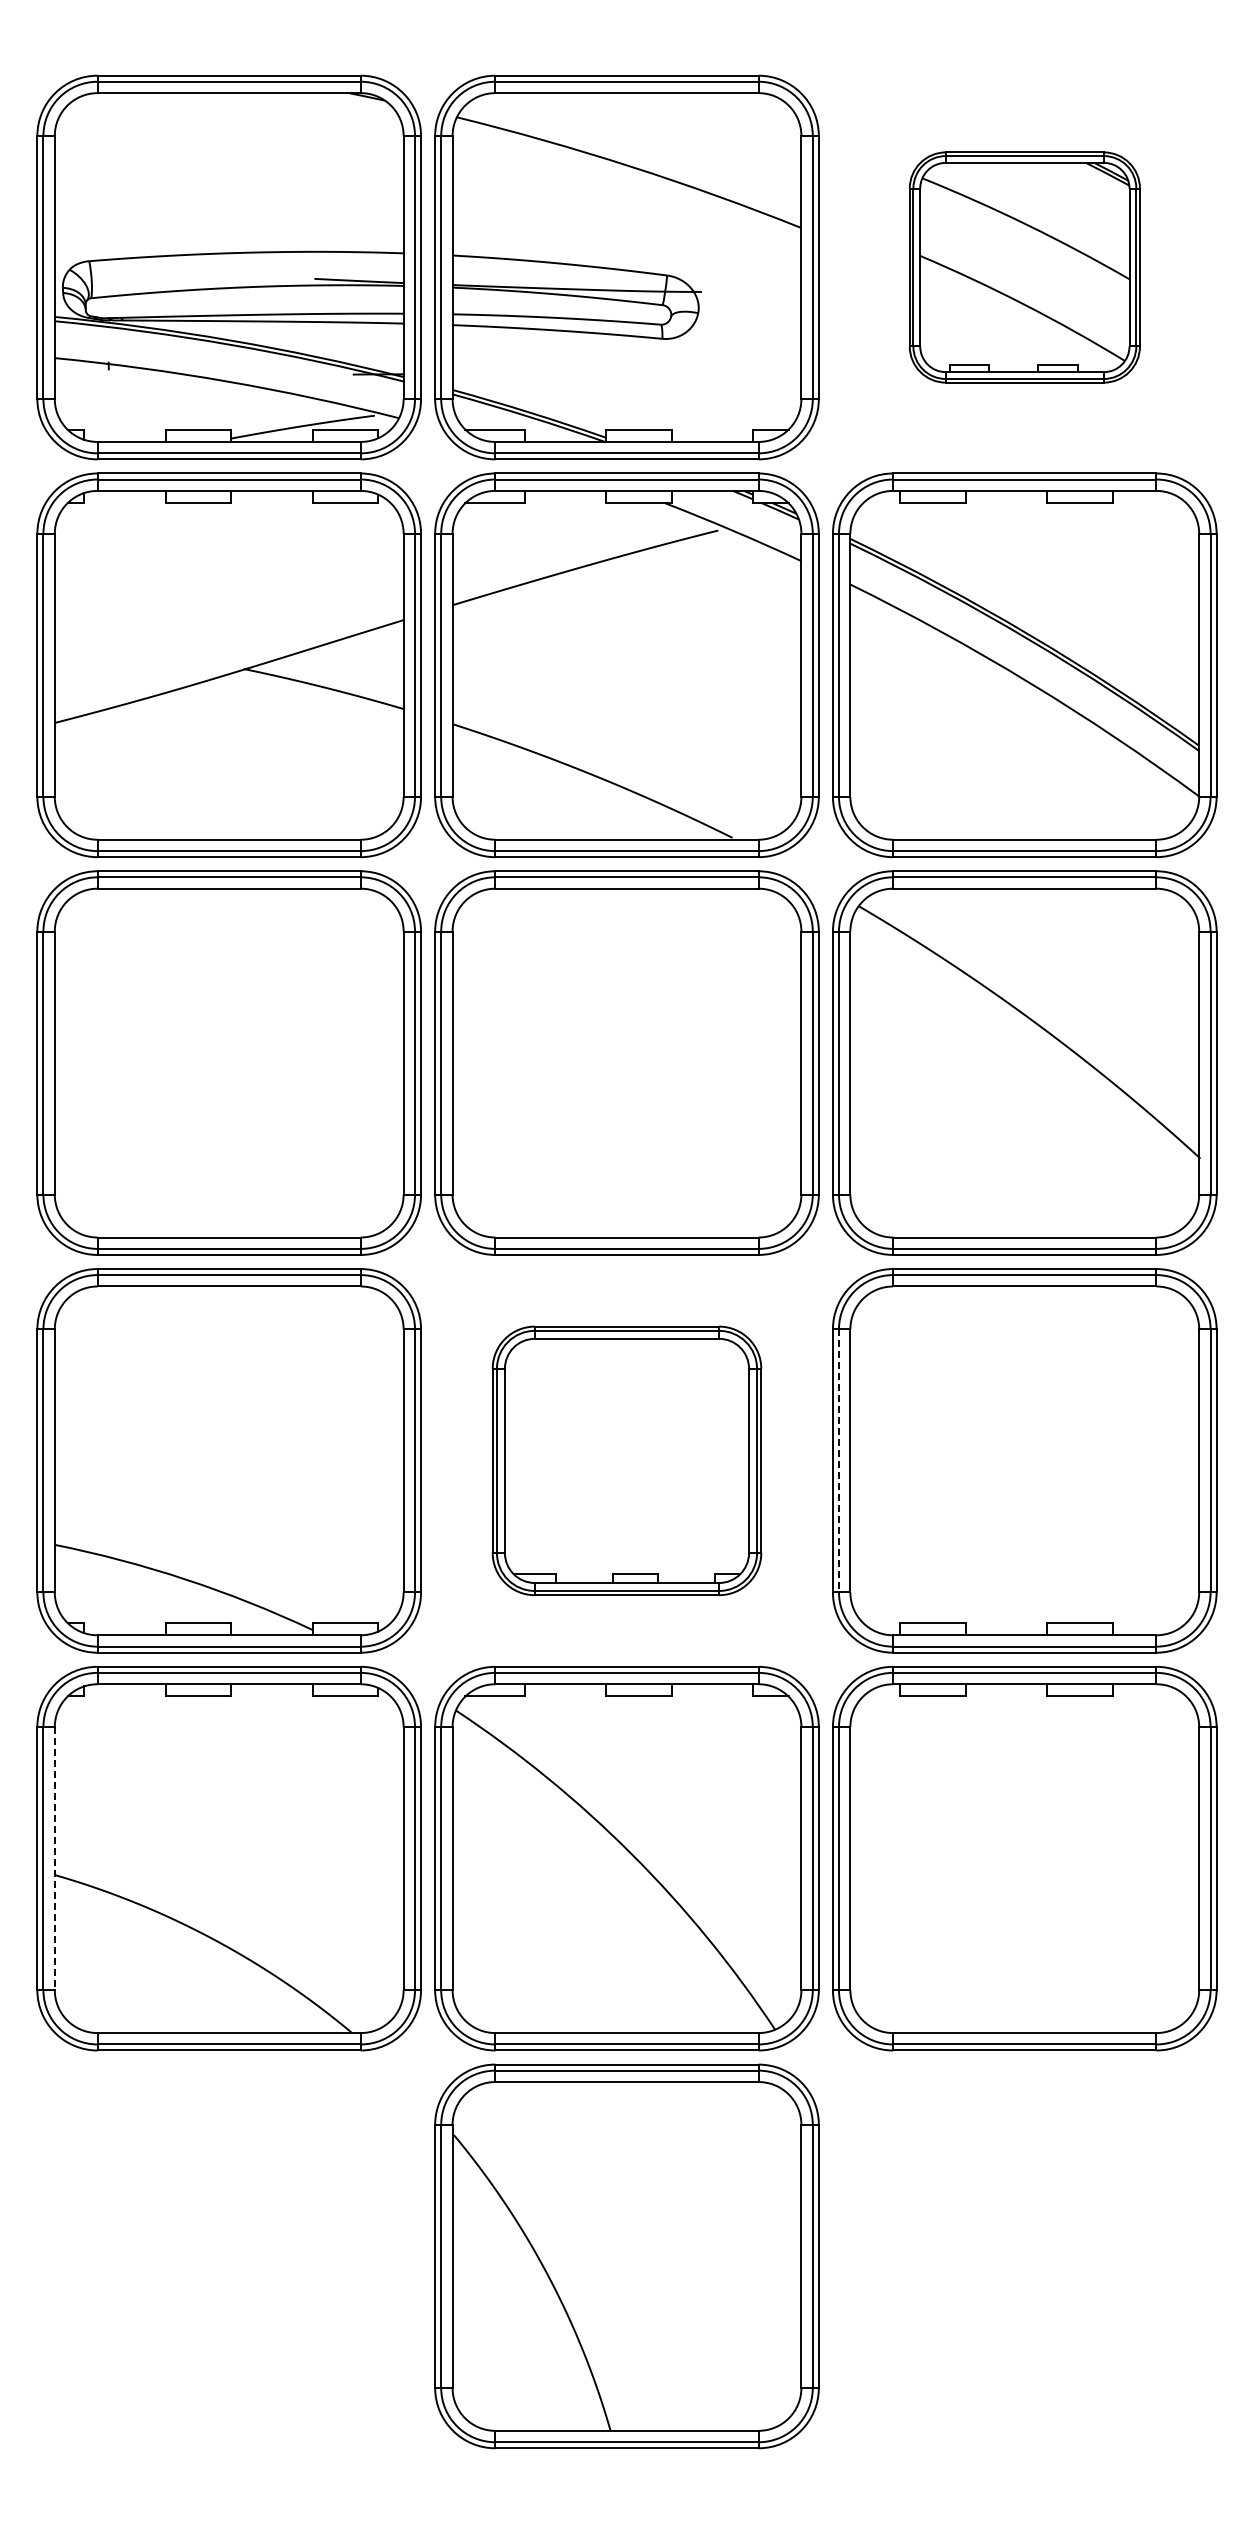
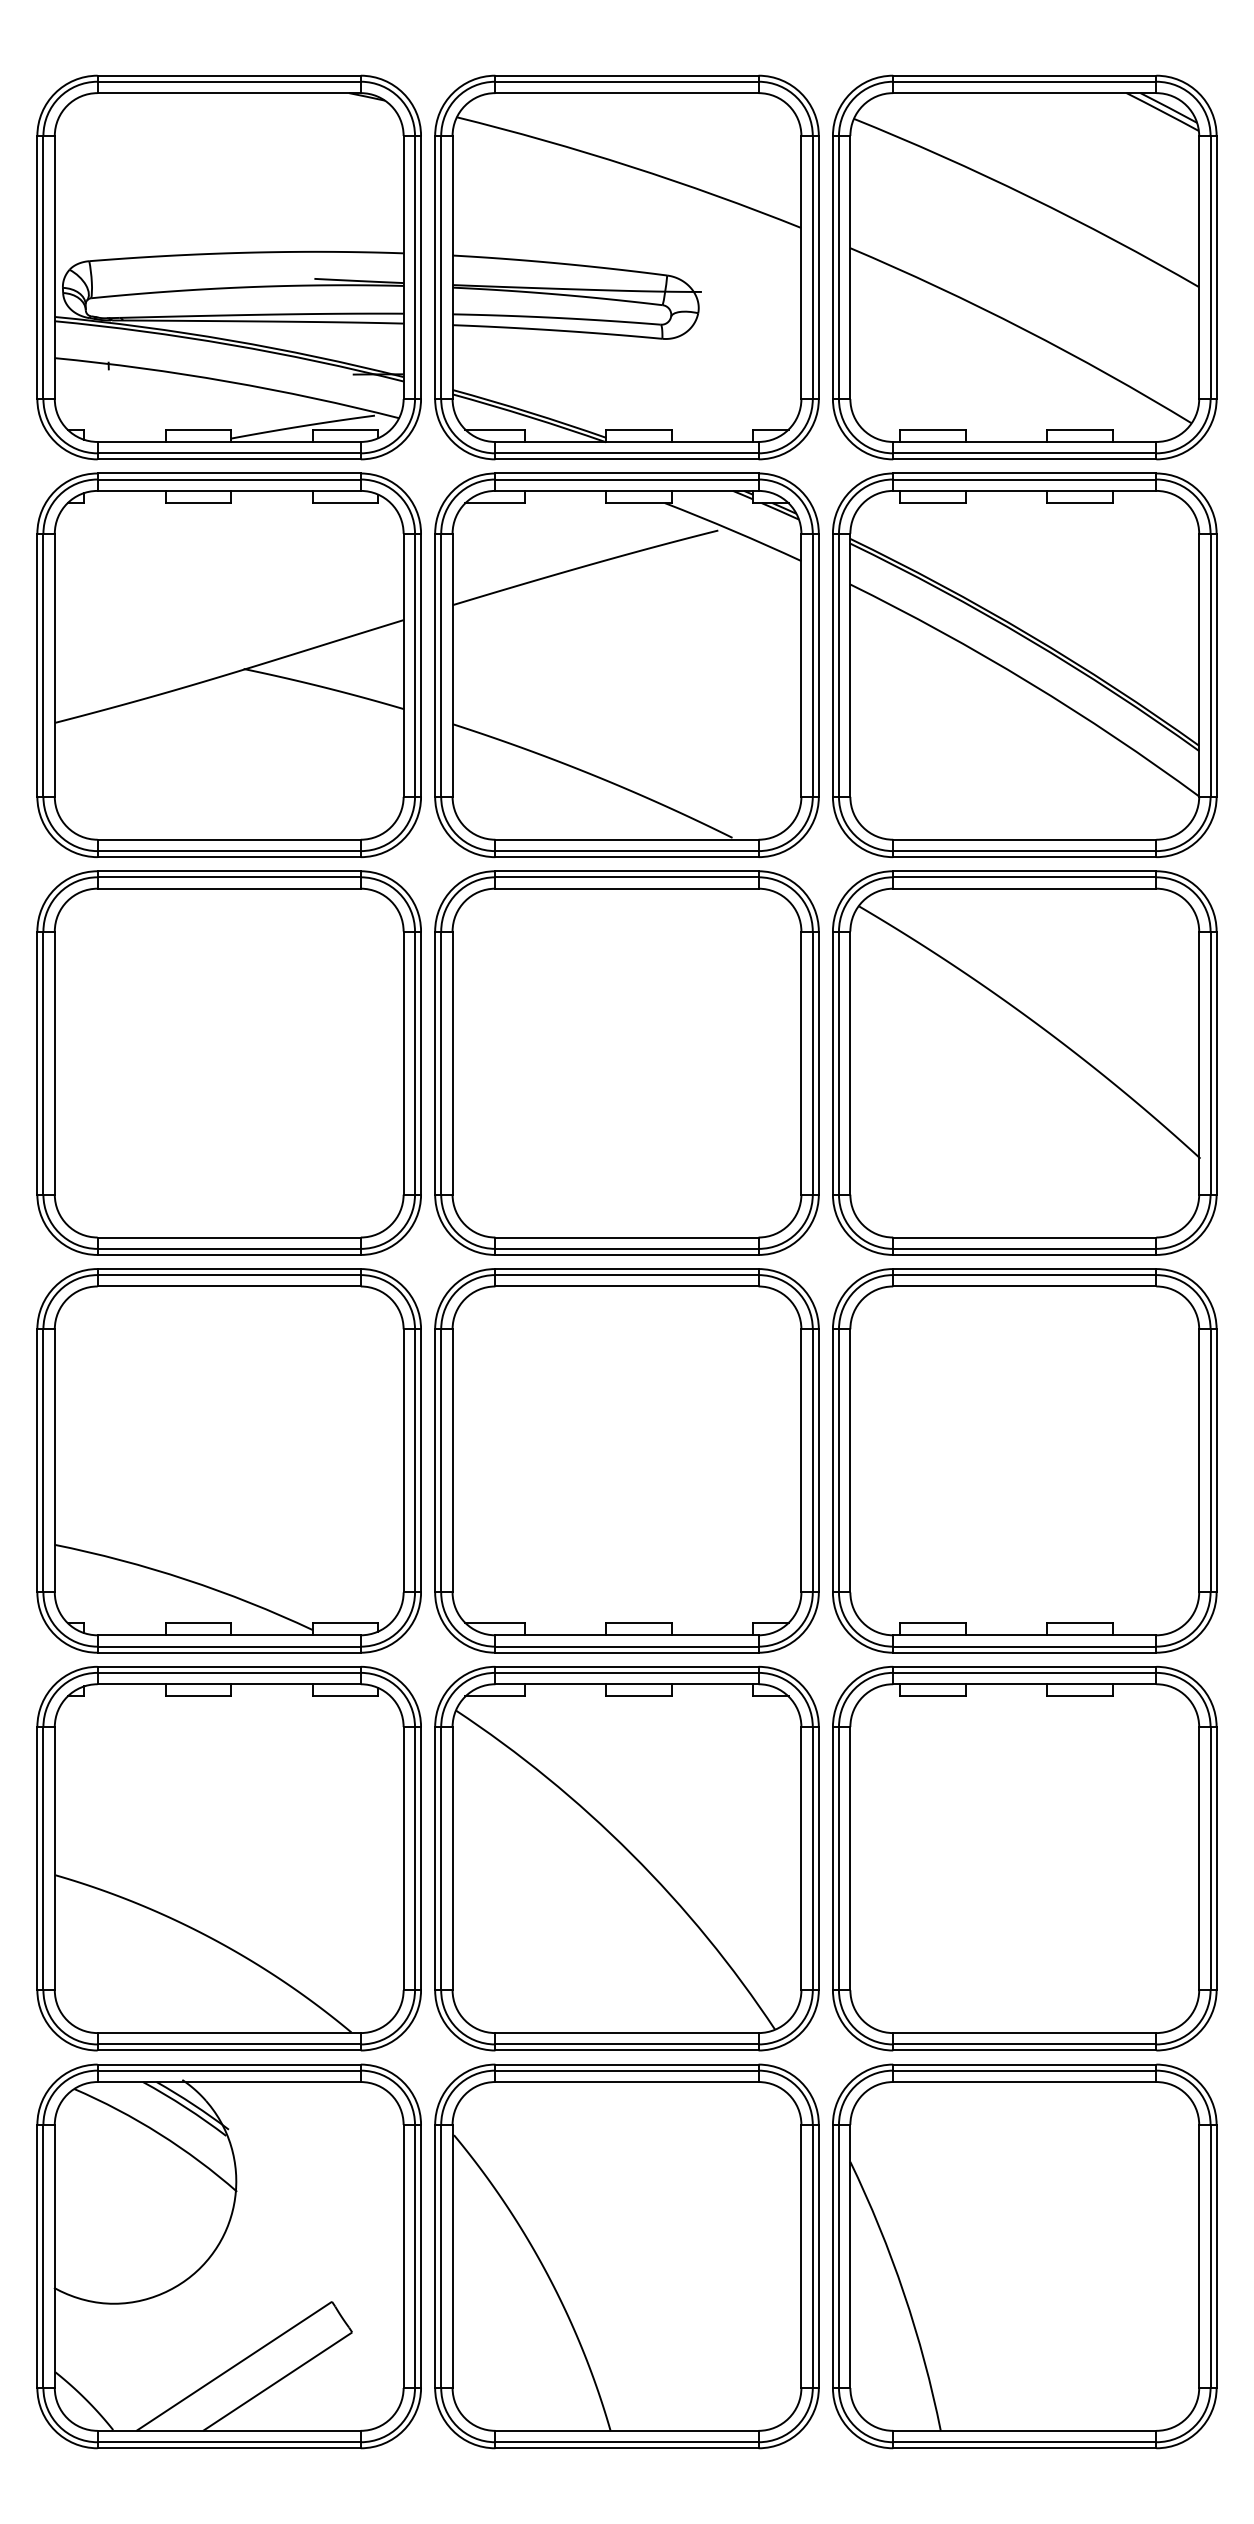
part size: 233x233 px -> 386x387 px (1024, 267)
part size: 272x272 px -> 386x386 px (626, 1460)
line: dashed -> solid (838, 1460)
line: dashed -> solid (54, 1858)
part: none -> present (228, 2256)
part: none -> present (1024, 2256)
